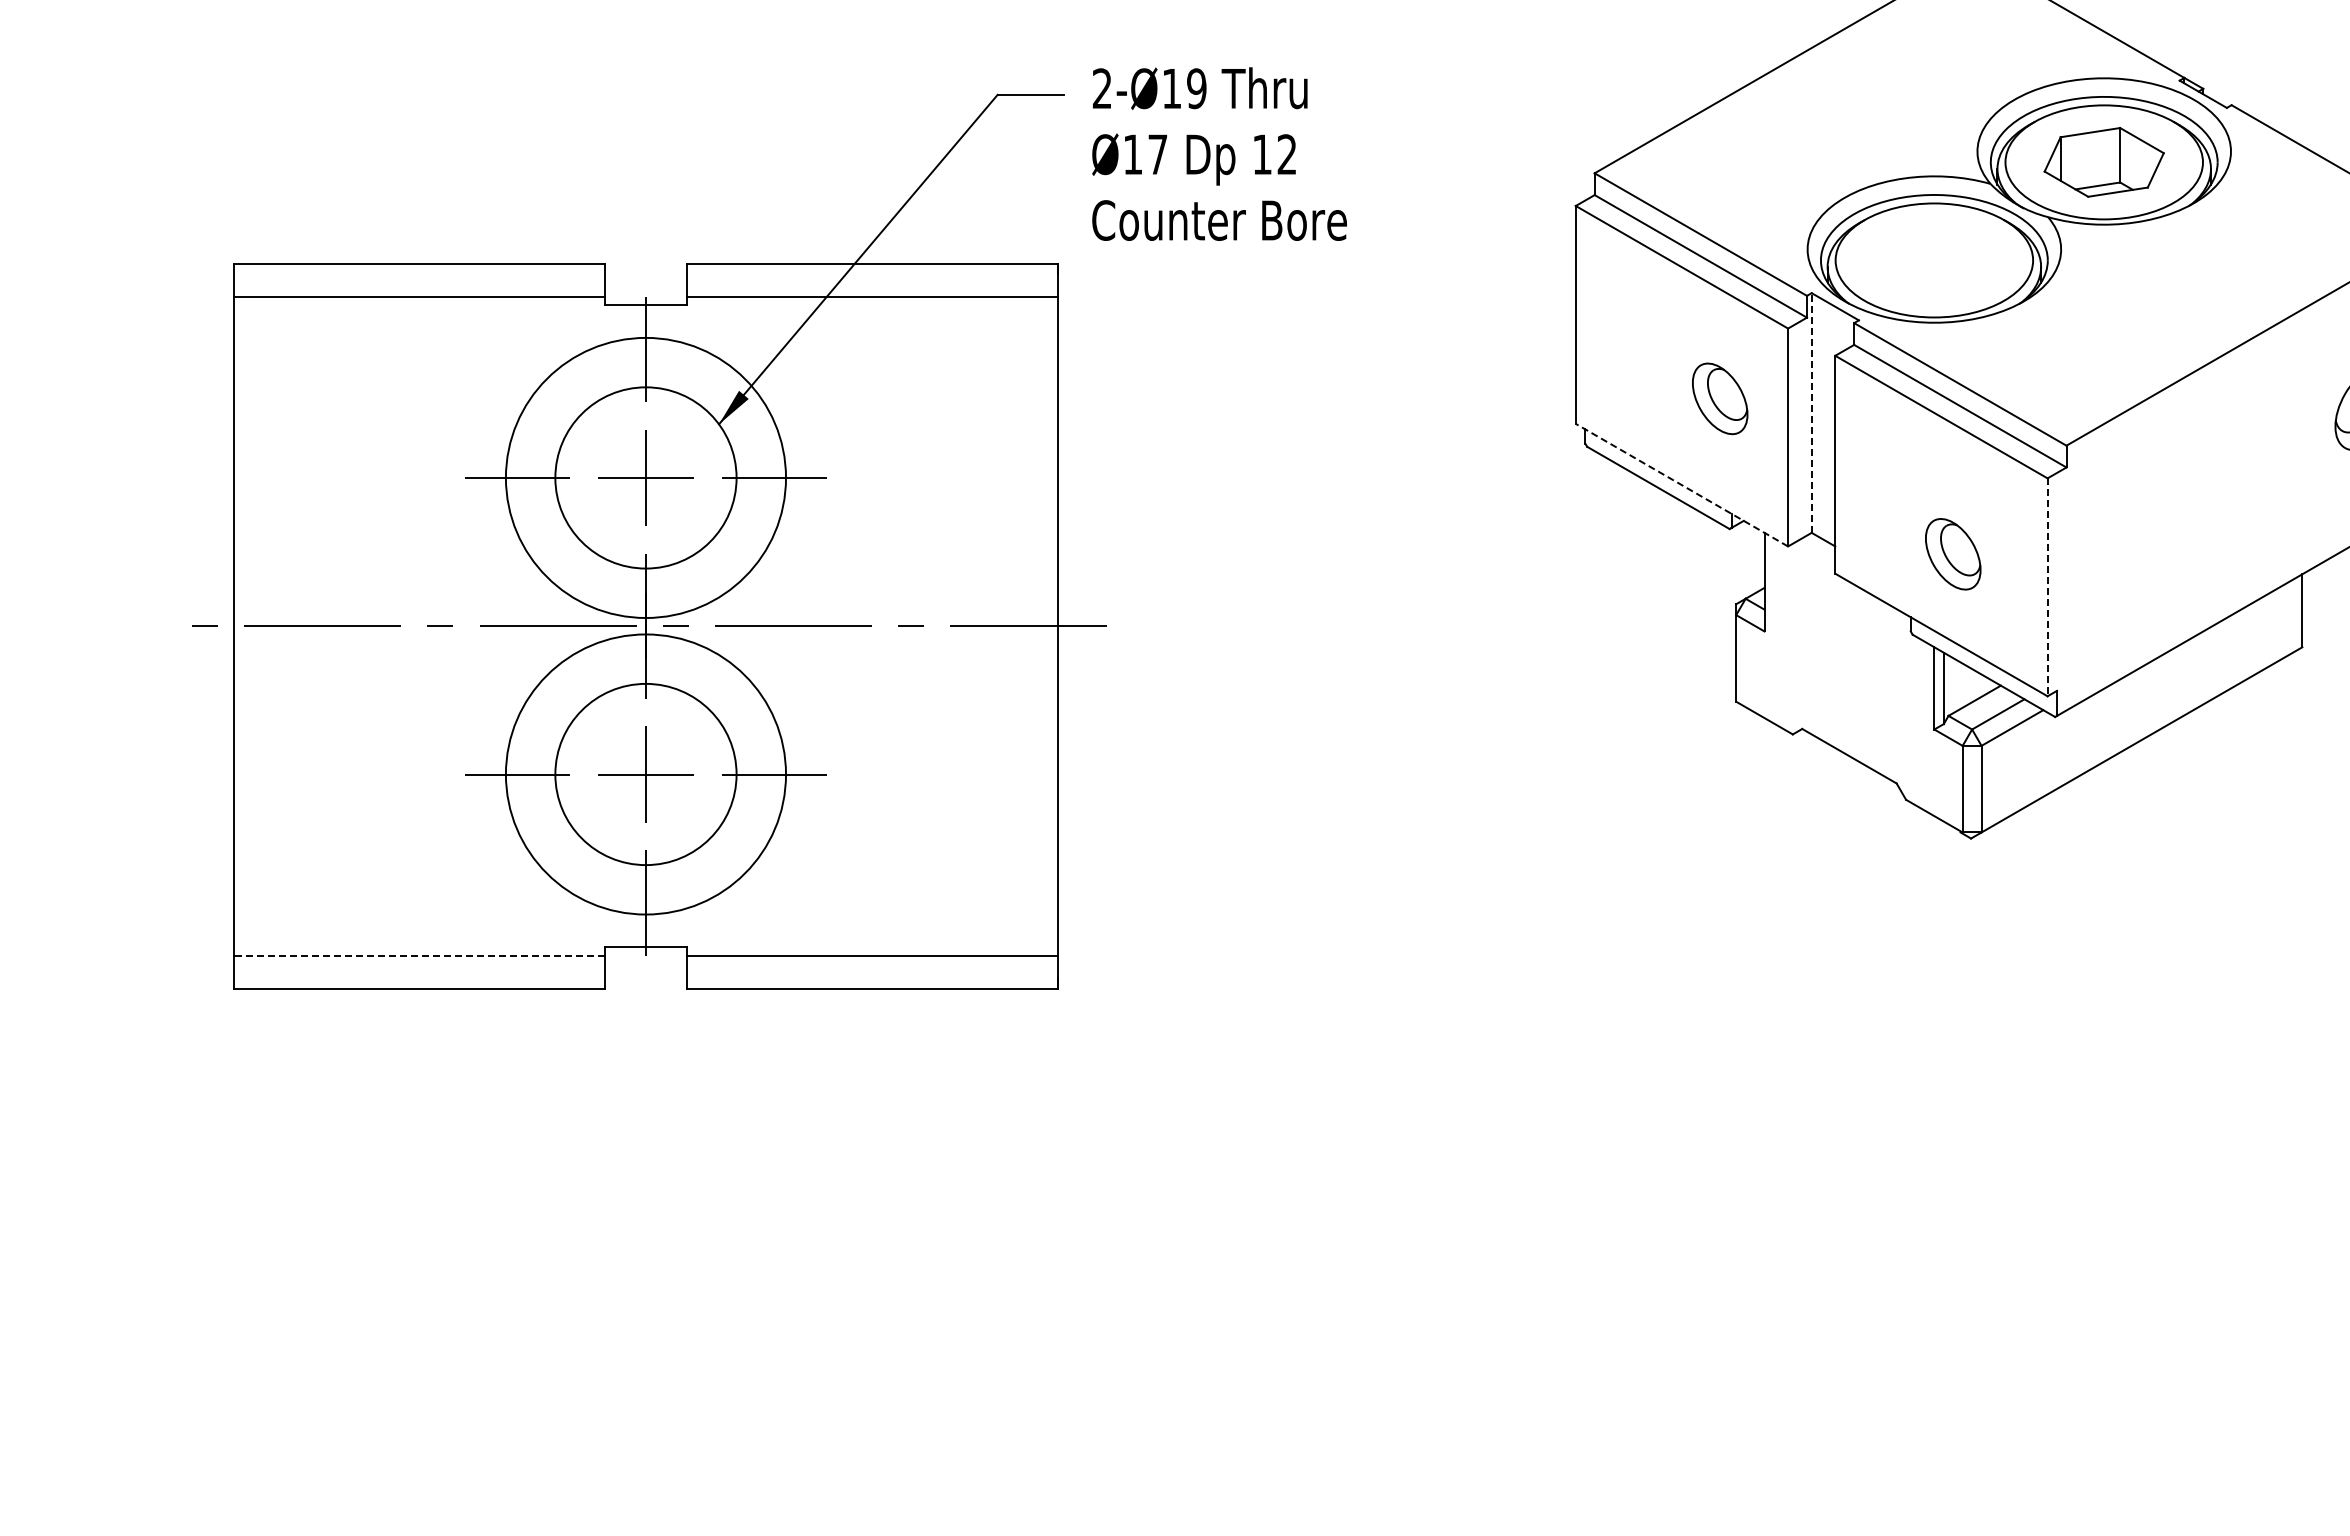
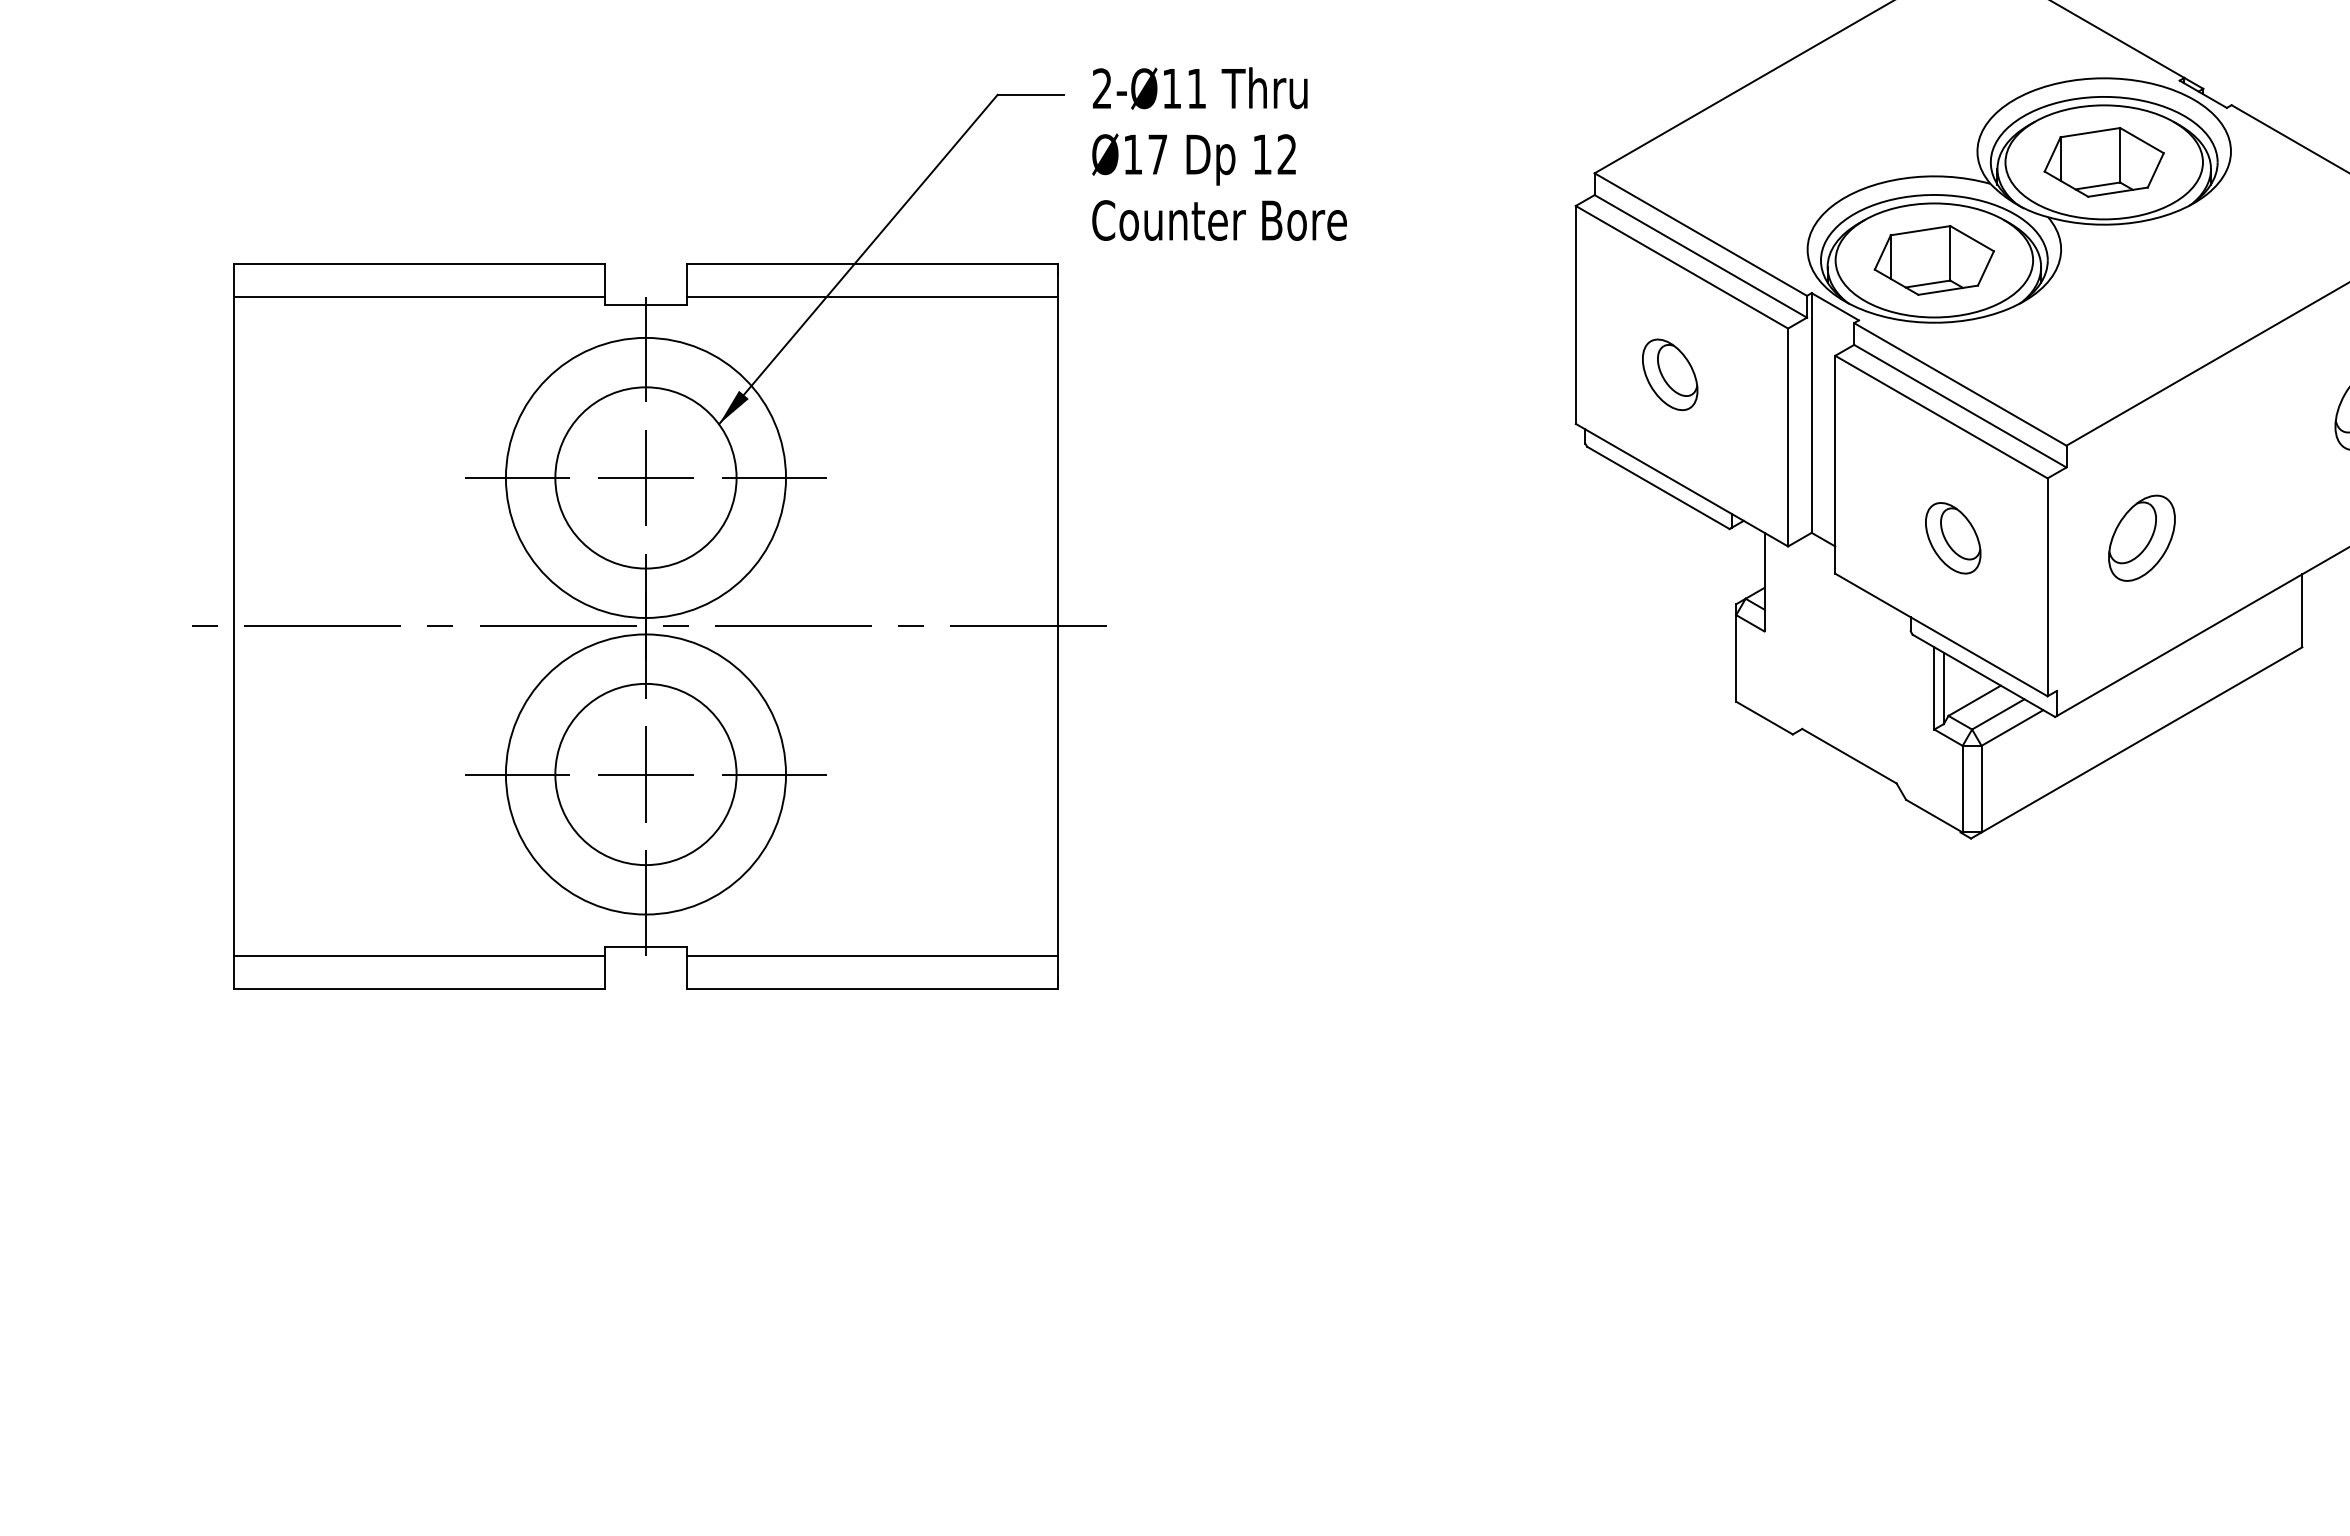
text: 2-Ø19 -> 2-Ø11 (1196, 88)
part: none -> present (1933, 260)
part position: (1720, 398) -> (1670, 374) (1670, 374)
line: dashed -> solid (1811, 413)
line: dashed -> solid (1681, 485)
part: none -> present (2141, 537)
part position: (1953, 554) -> (1953, 538) (1953, 538)
line: dashed -> solid (2047, 587)
line: dashed -> solid (418, 955)
